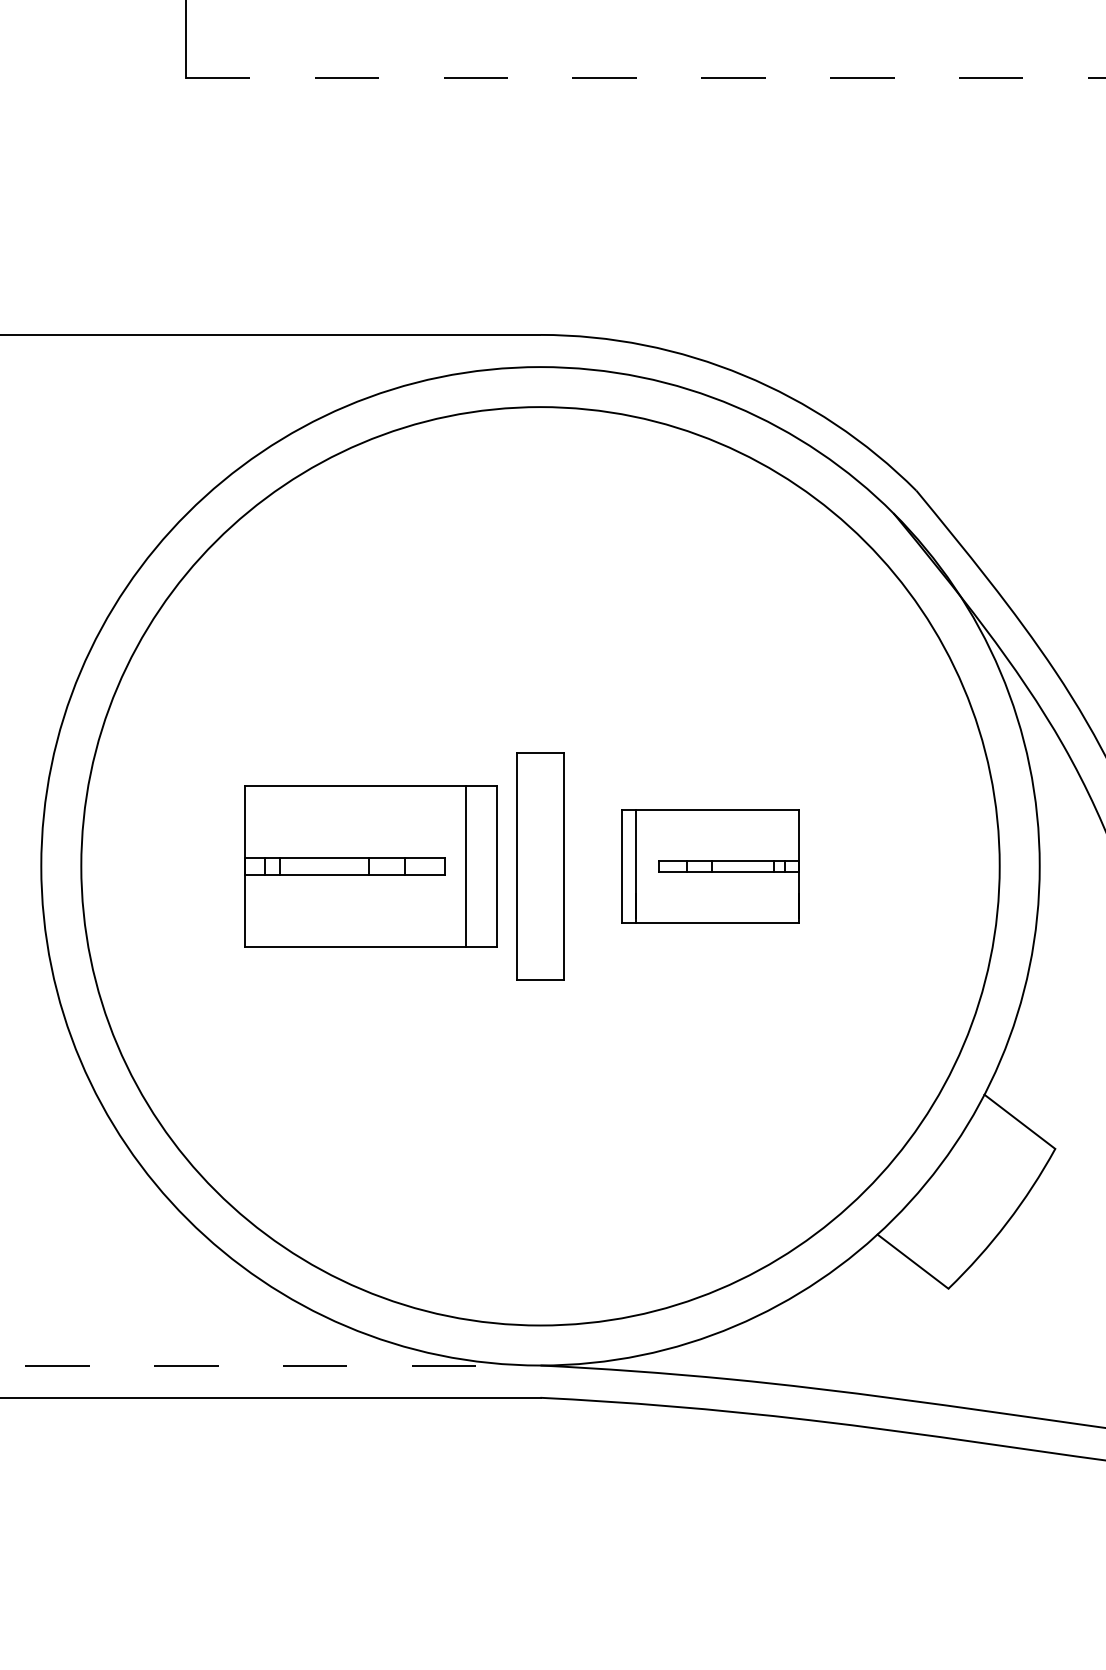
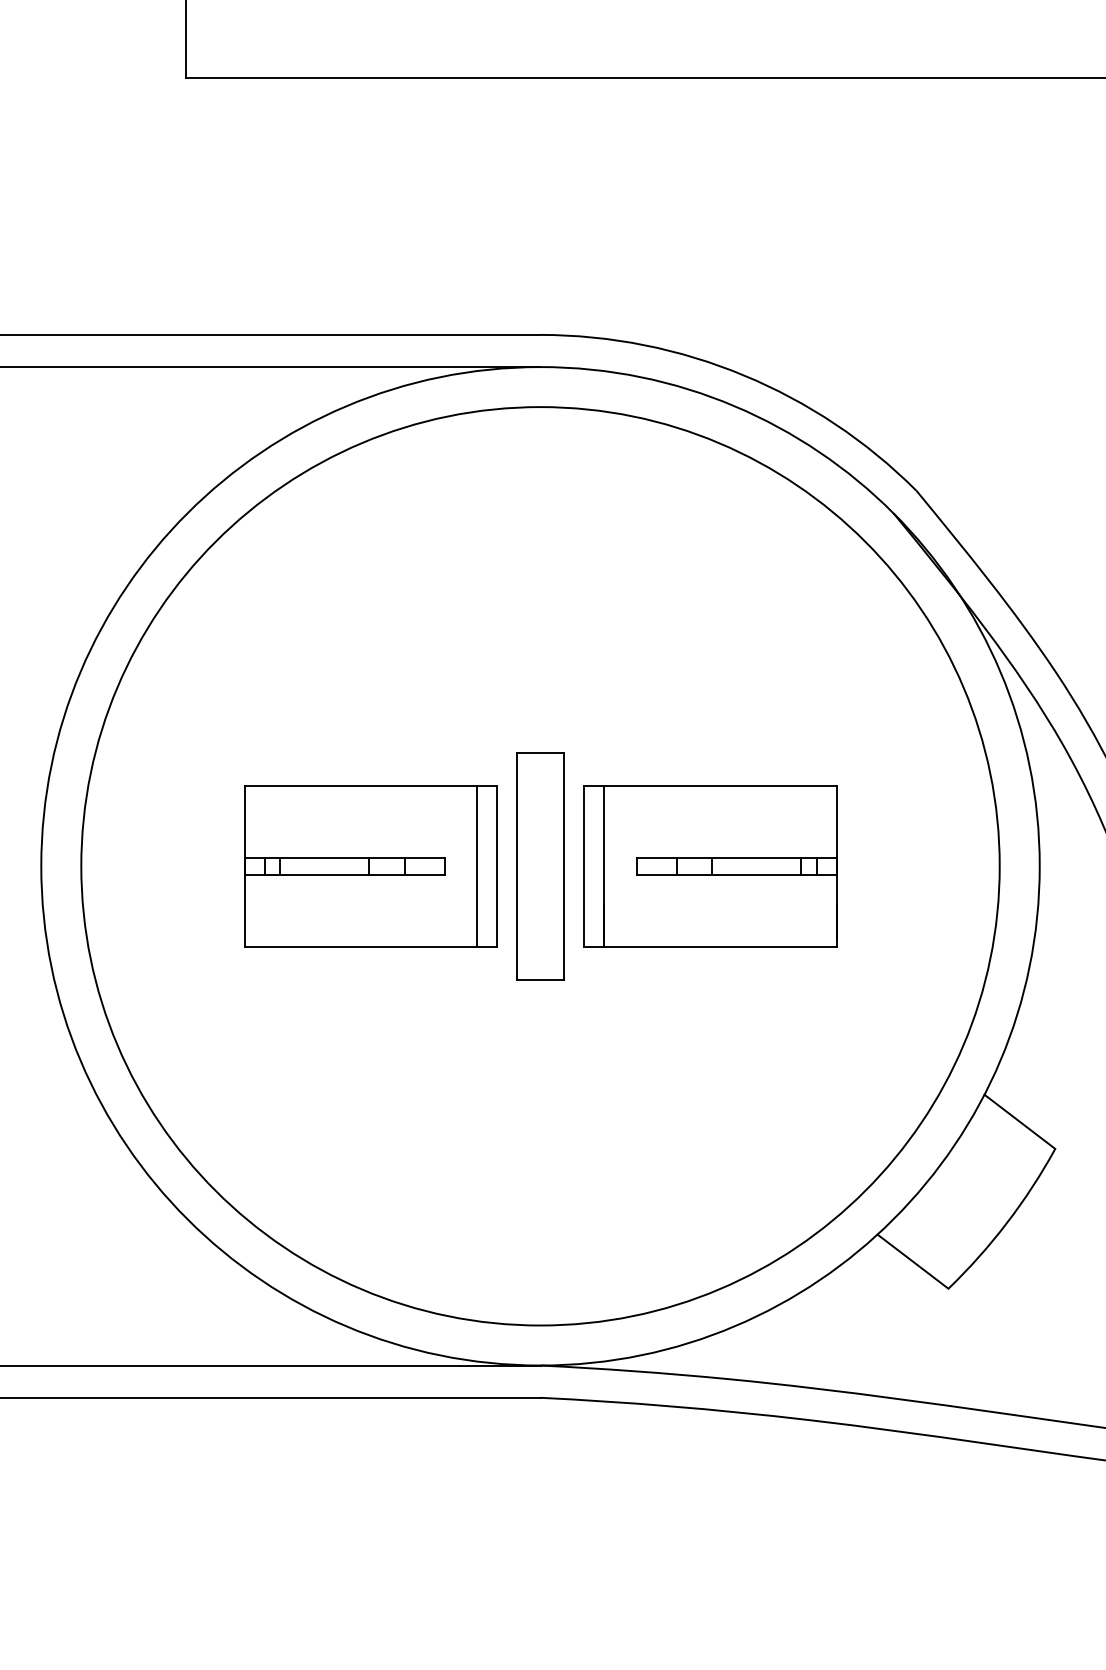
line: dashed -> solid (645, 78)
line: none -> present (271, 367)
line position: (466, 865) -> (477, 865) (477, 865)
part size: 179x115 px -> 255x163 px (710, 866)
line: dashed -> solid (271, 1365)
